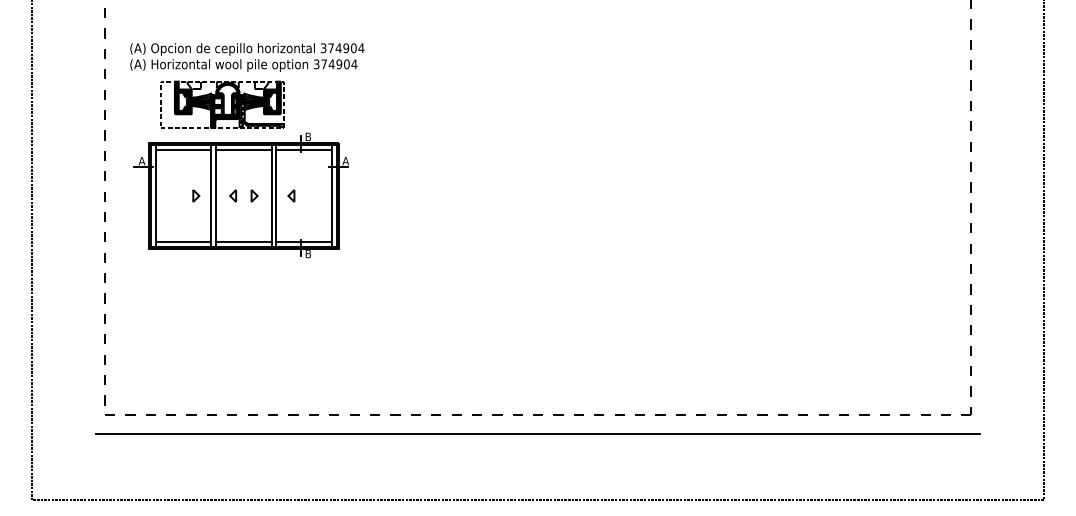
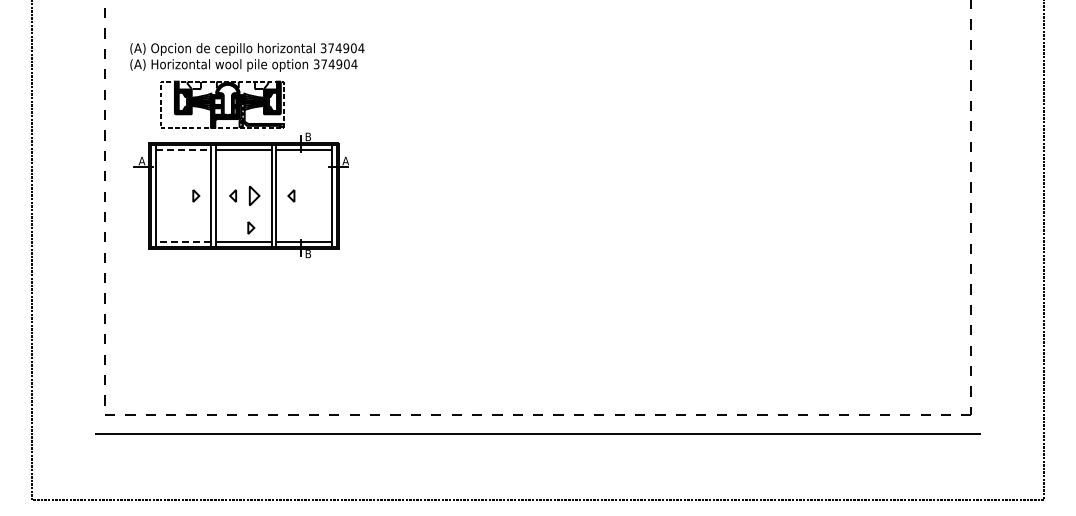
line: solid -> dashed (183, 150)
part size: 9x14 px -> 13x21 px (254, 195)
part: none -> present (251, 227)
line: solid -> dashed (183, 241)
